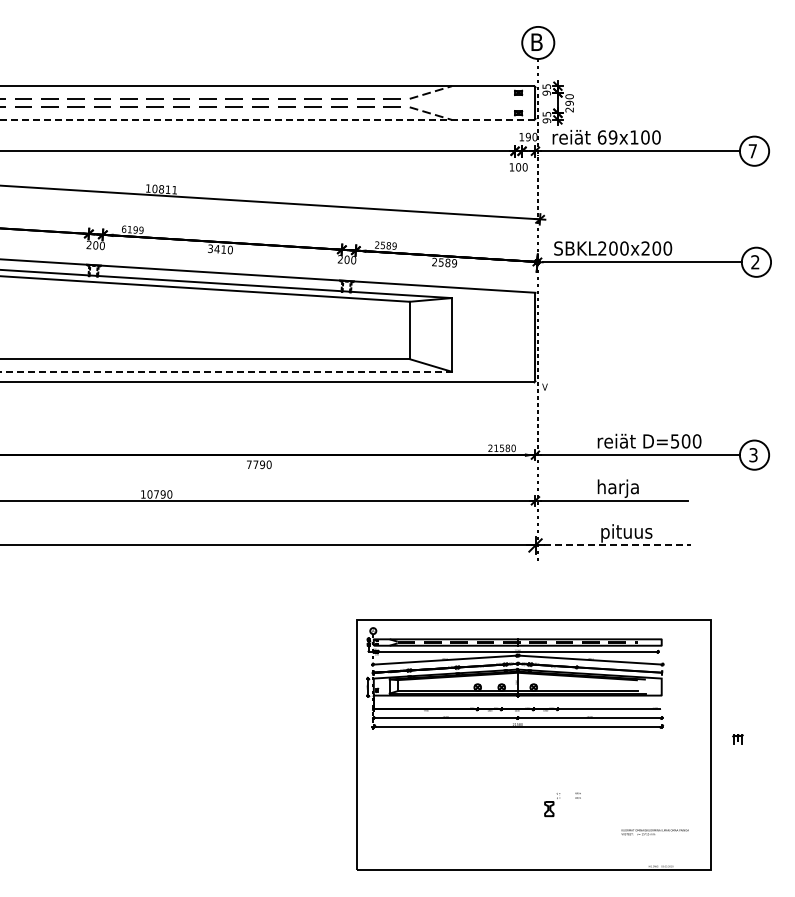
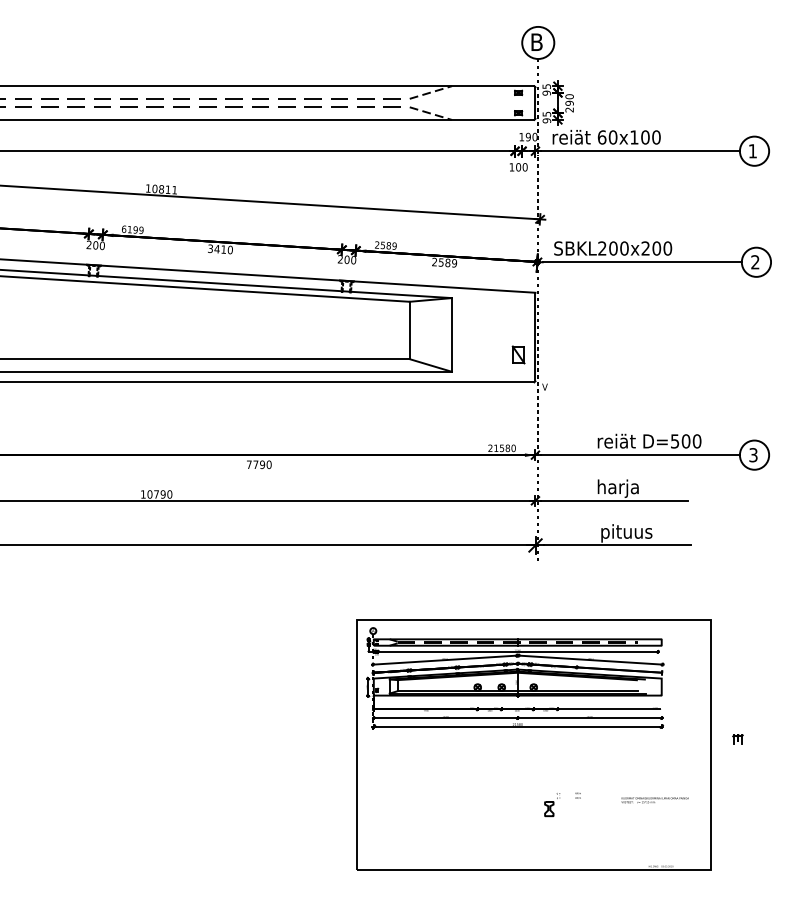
line: dashed -> solid (267, 119)
text: 69x100 -> 60x100 (612, 137)
text: 7 -> 1 (752, 151)
part: none -> present (518, 354)
line: dashed -> solid (226, 371)
line: dashed -> solid (617, 545)
text position: (654, 832) -> (654, 800) (654, 800)
